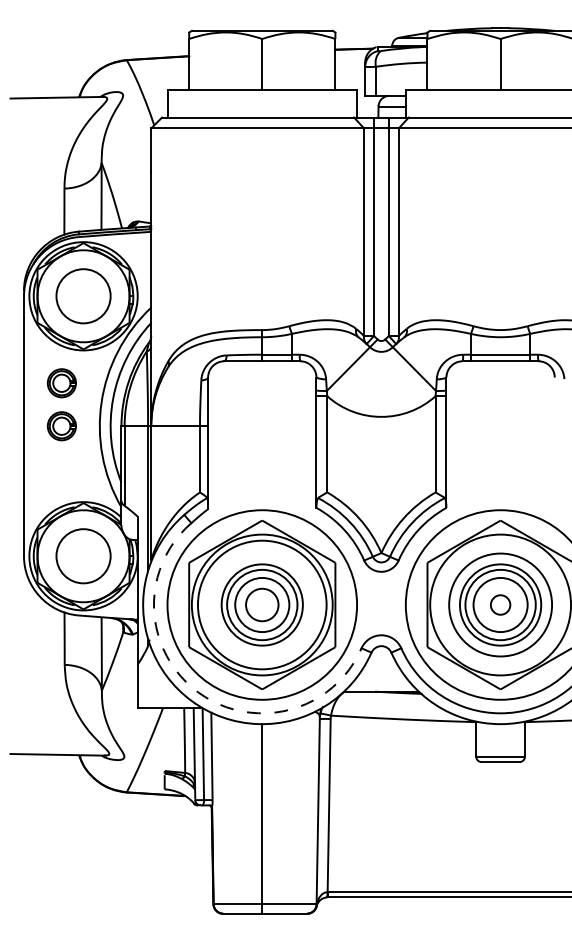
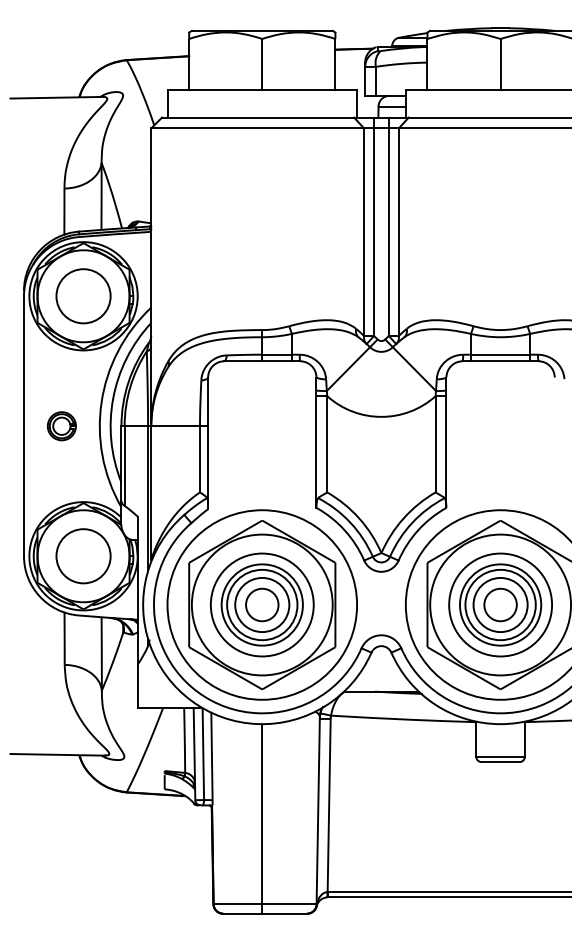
part: present -> none (61, 383)
circle diameter: 129 px -> 103 px (261, 604)
circle diameter: 19 px -> 32 px (500, 604)
arc: dashed -> solid (198, 692)
